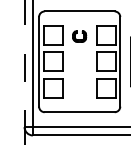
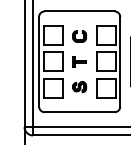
part: none -> present (79, 61)
line: dashed -> solid (24, 64)
part: none -> present (79, 86)
